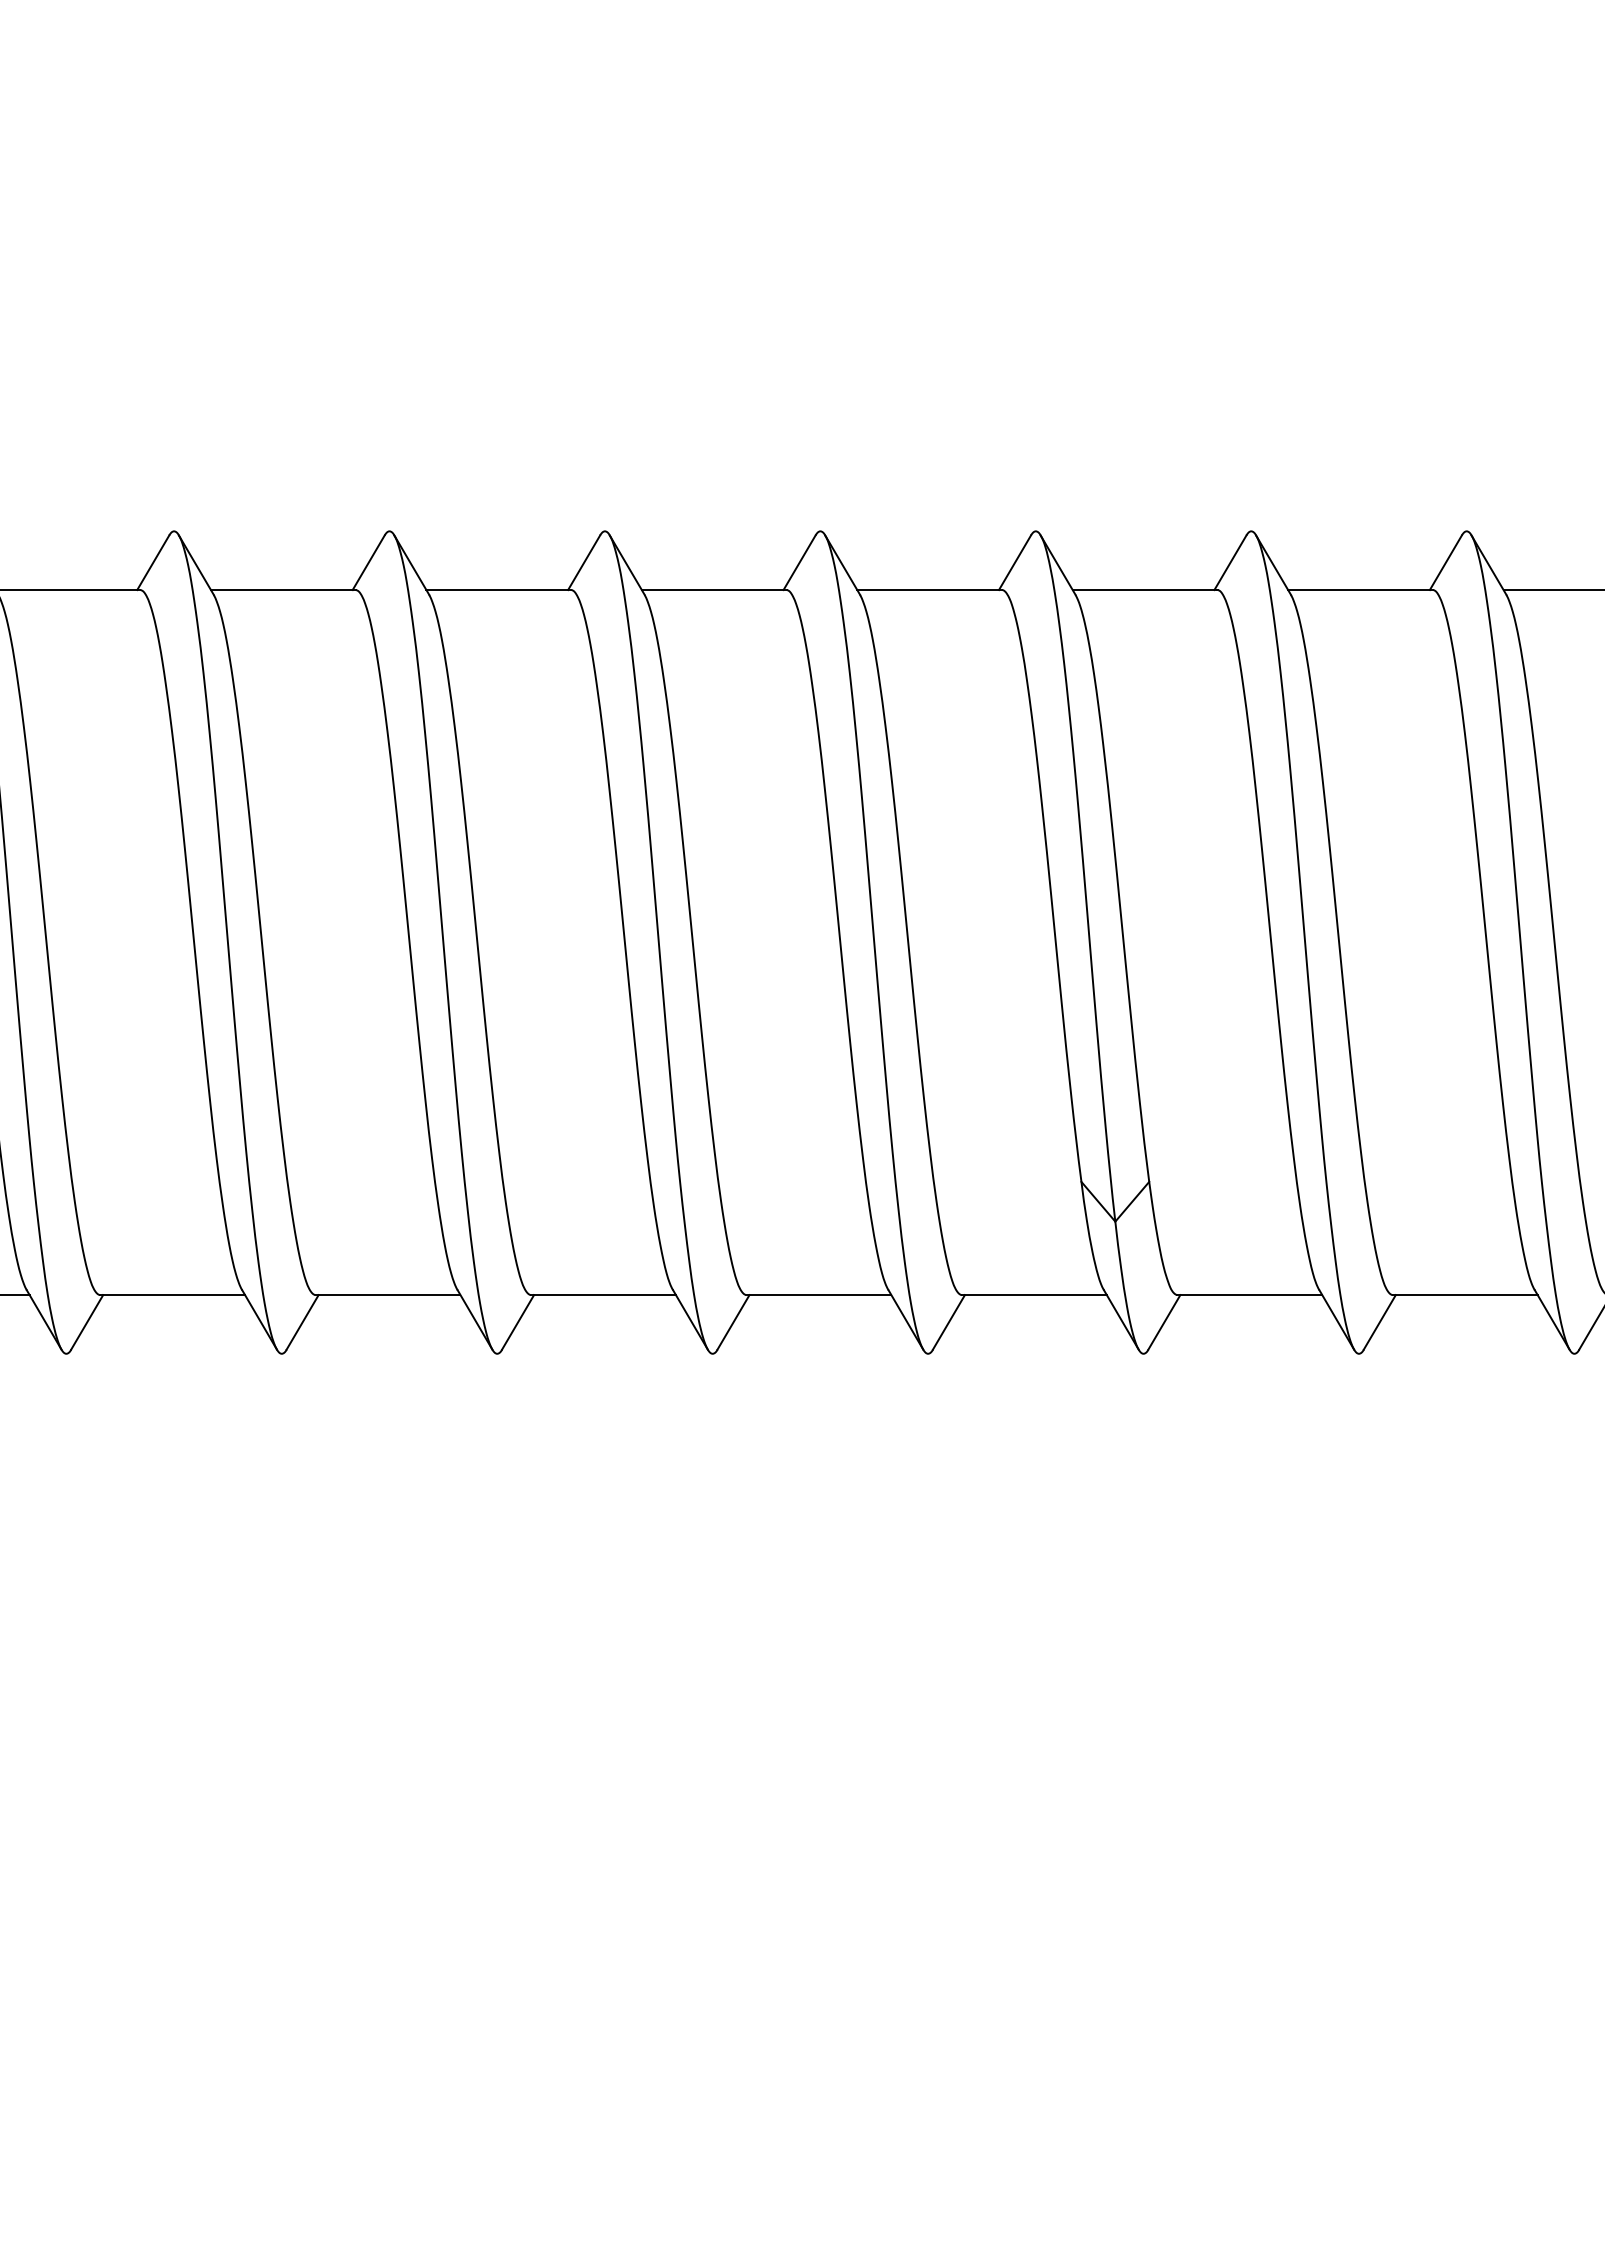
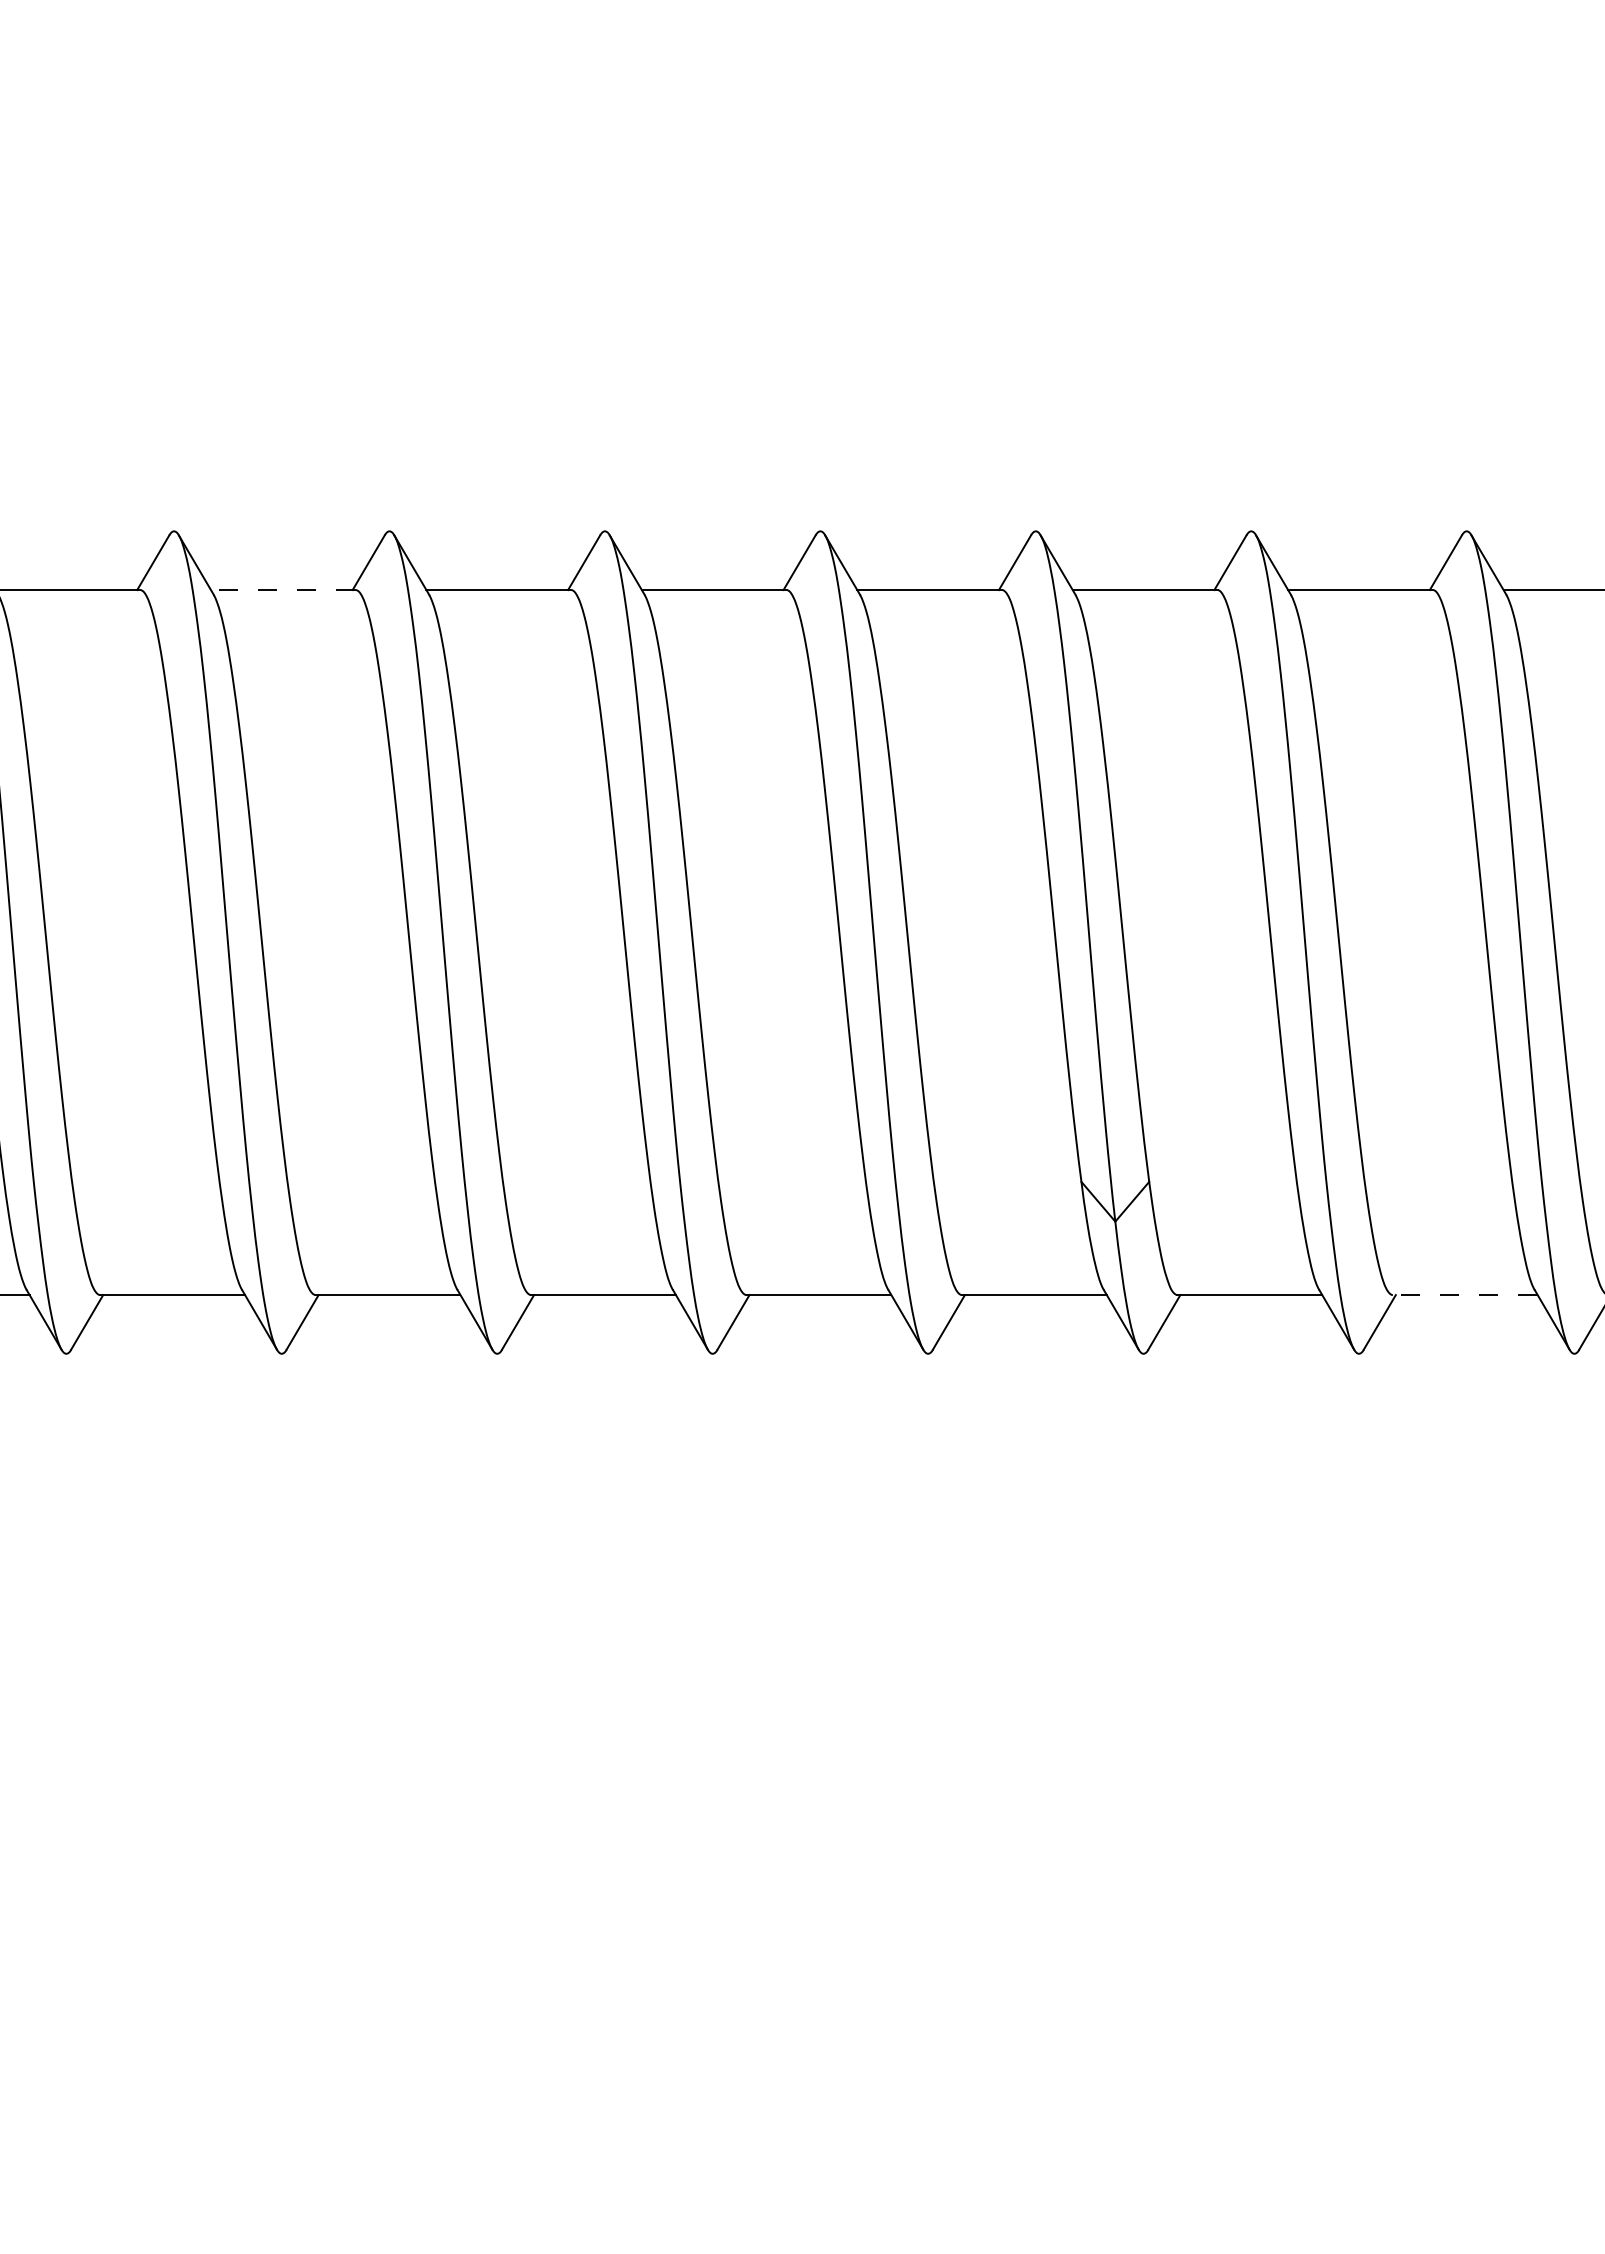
line: solid -> dashed (282, 590)
line: solid -> dashed (1464, 1295)
